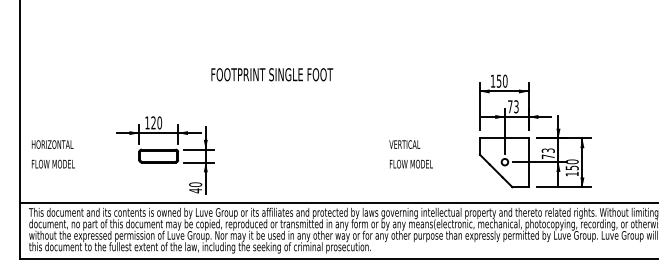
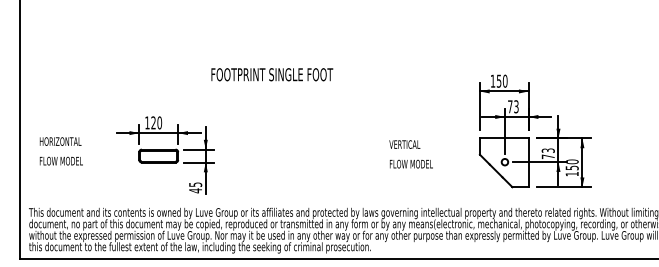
text position: (52, 154) -> (60, 151) (60, 151)
text: 40 -> 45 (195, 184)
line: present -> none (337, 203)
